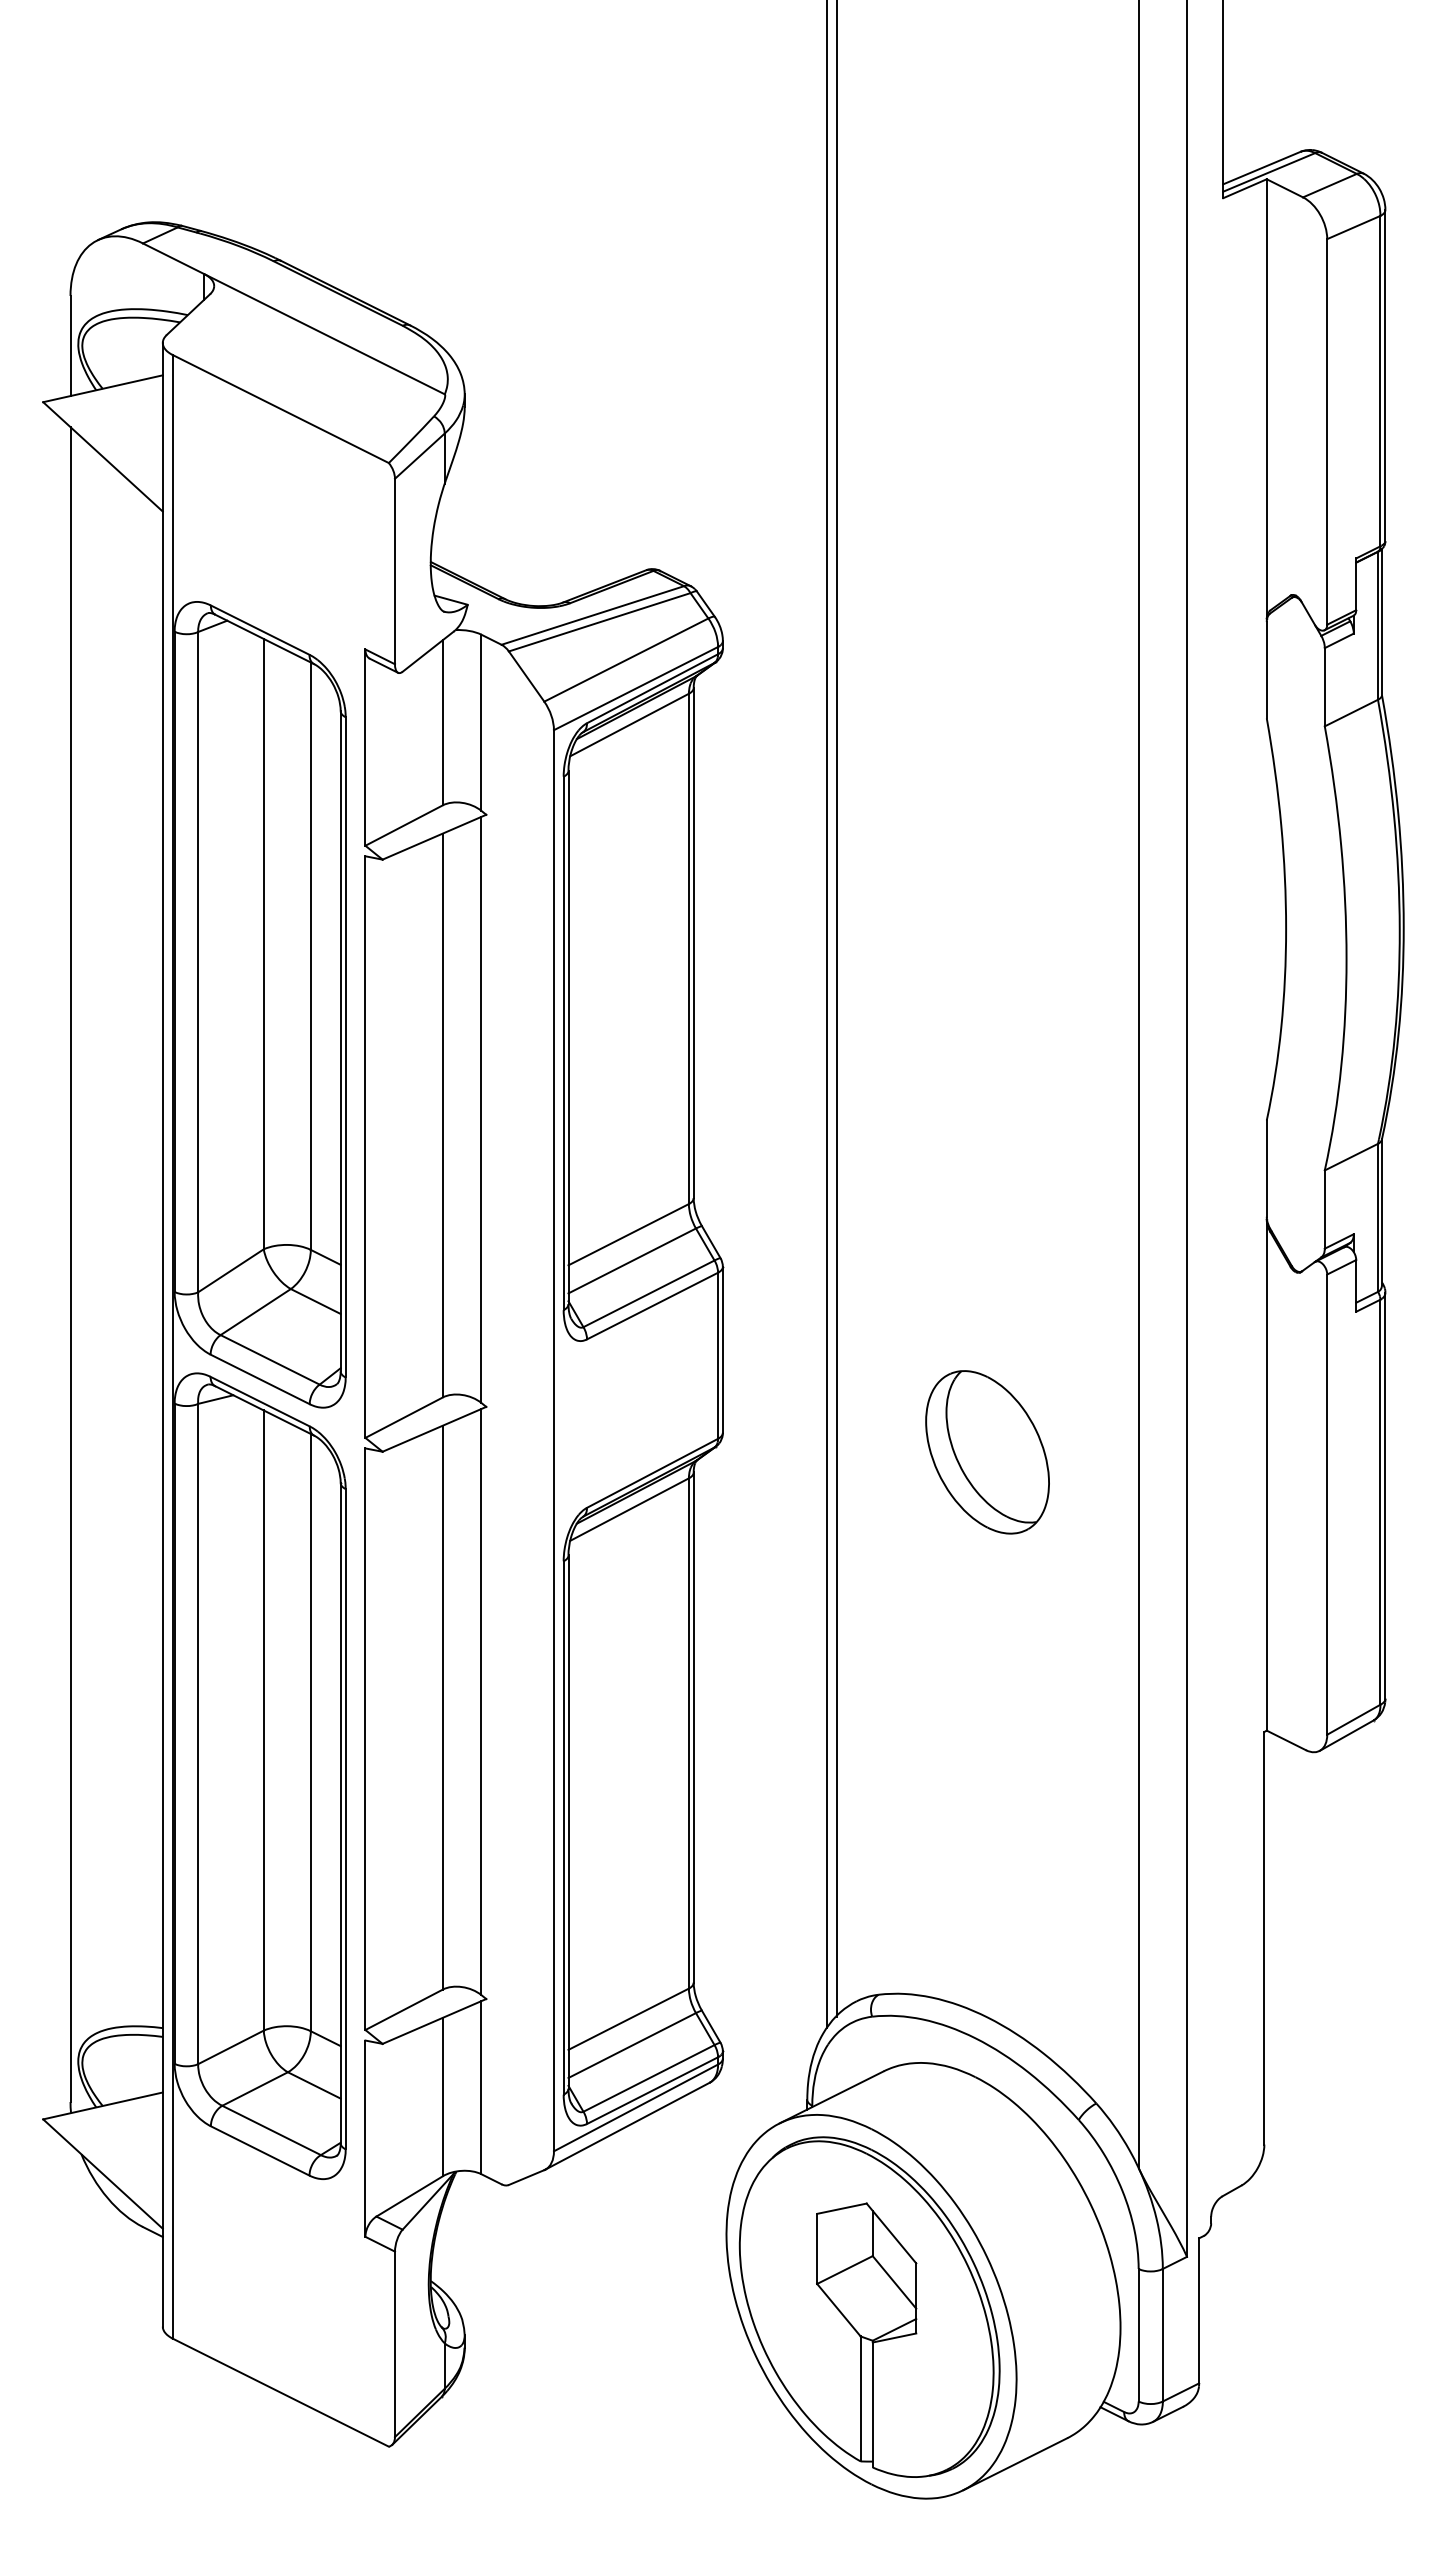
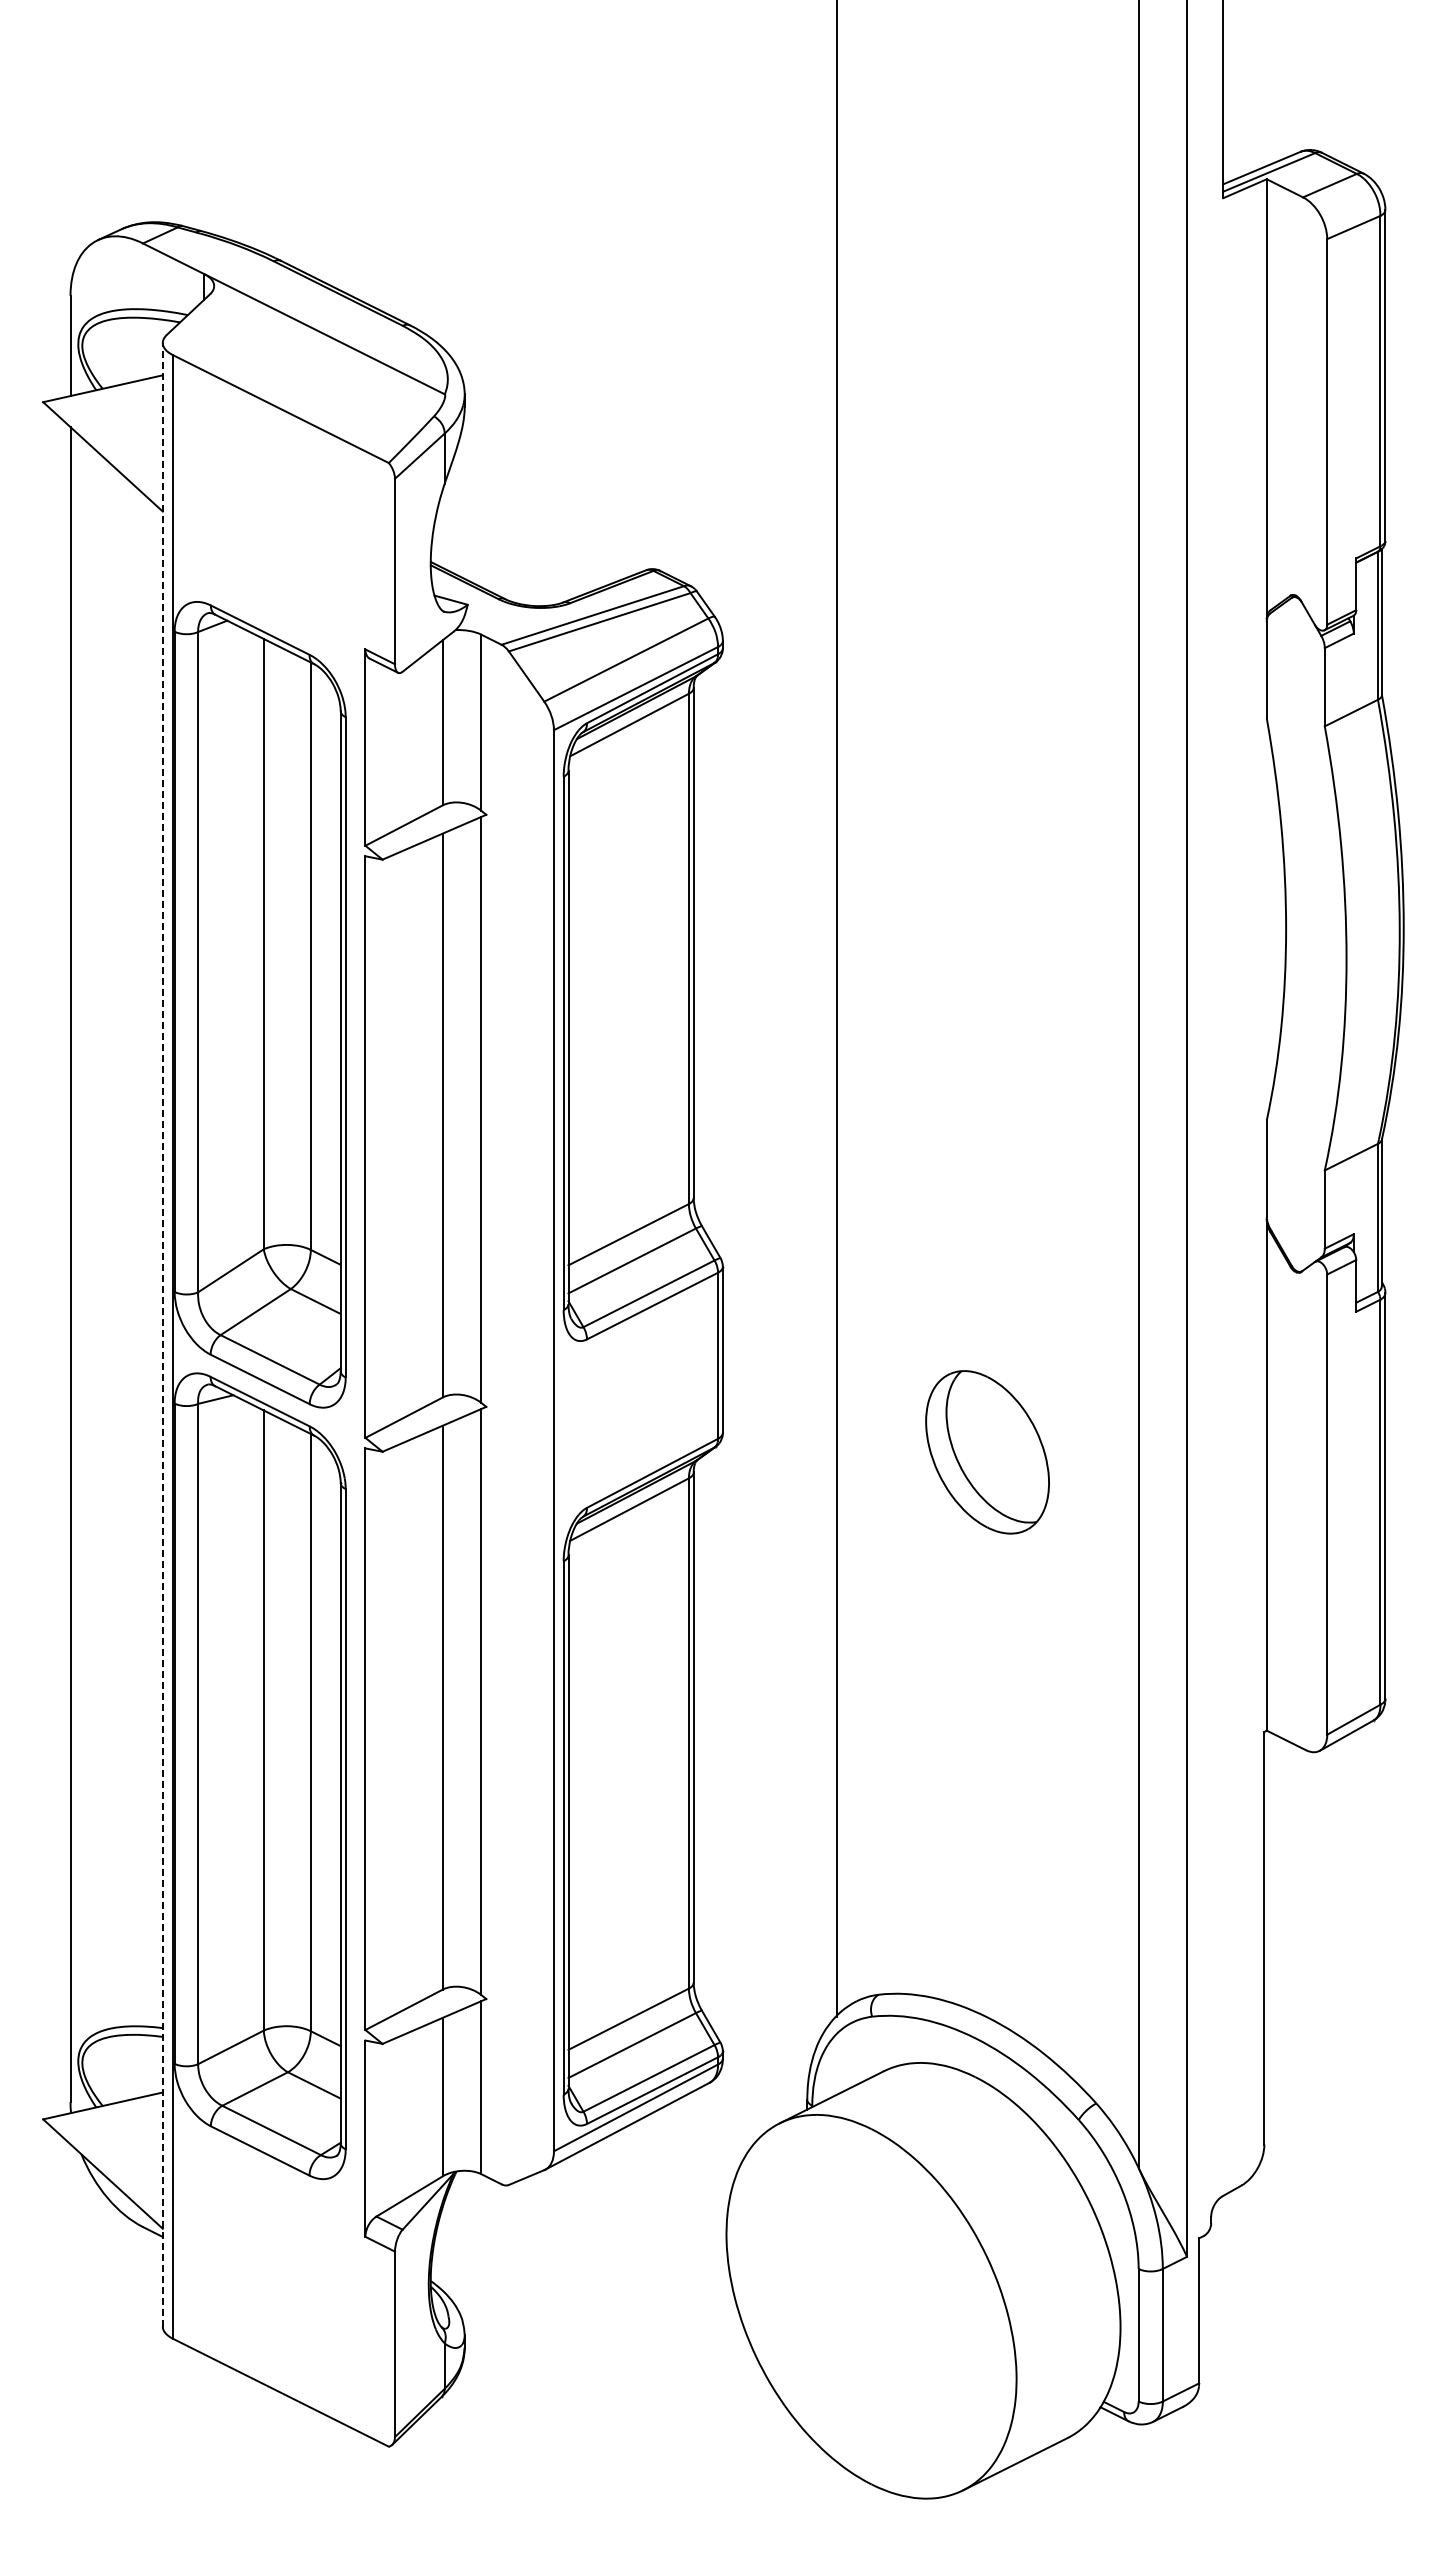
line: present -> none (826, 1015)
line: solid -> dashed (162, 1334)
part: present -> none (869, 2306)
